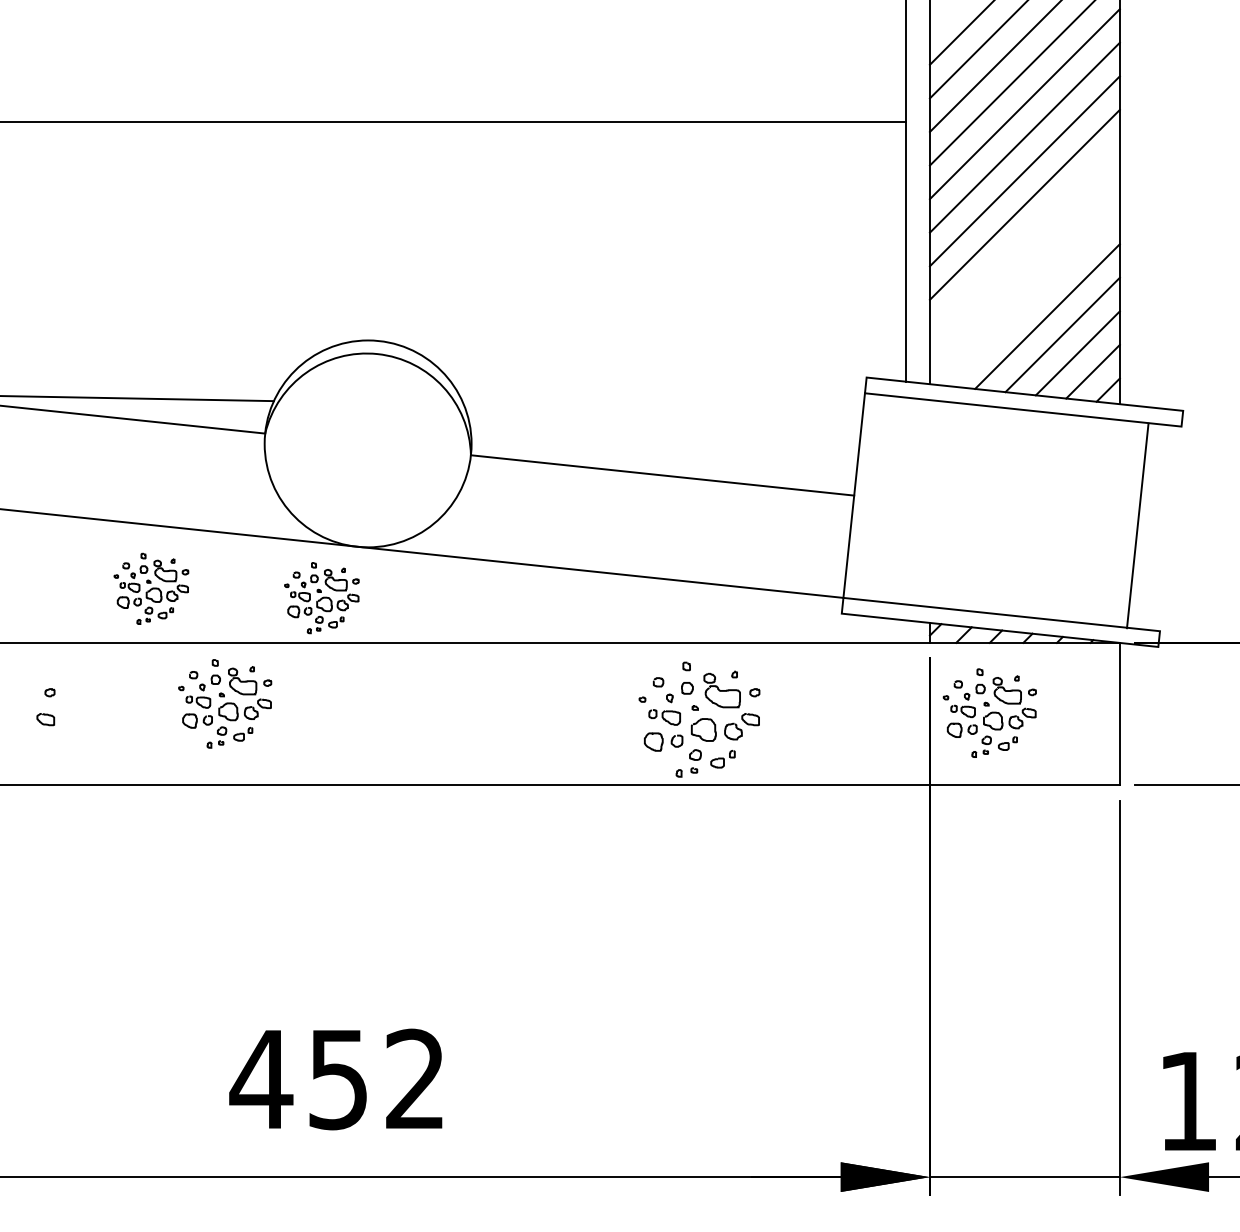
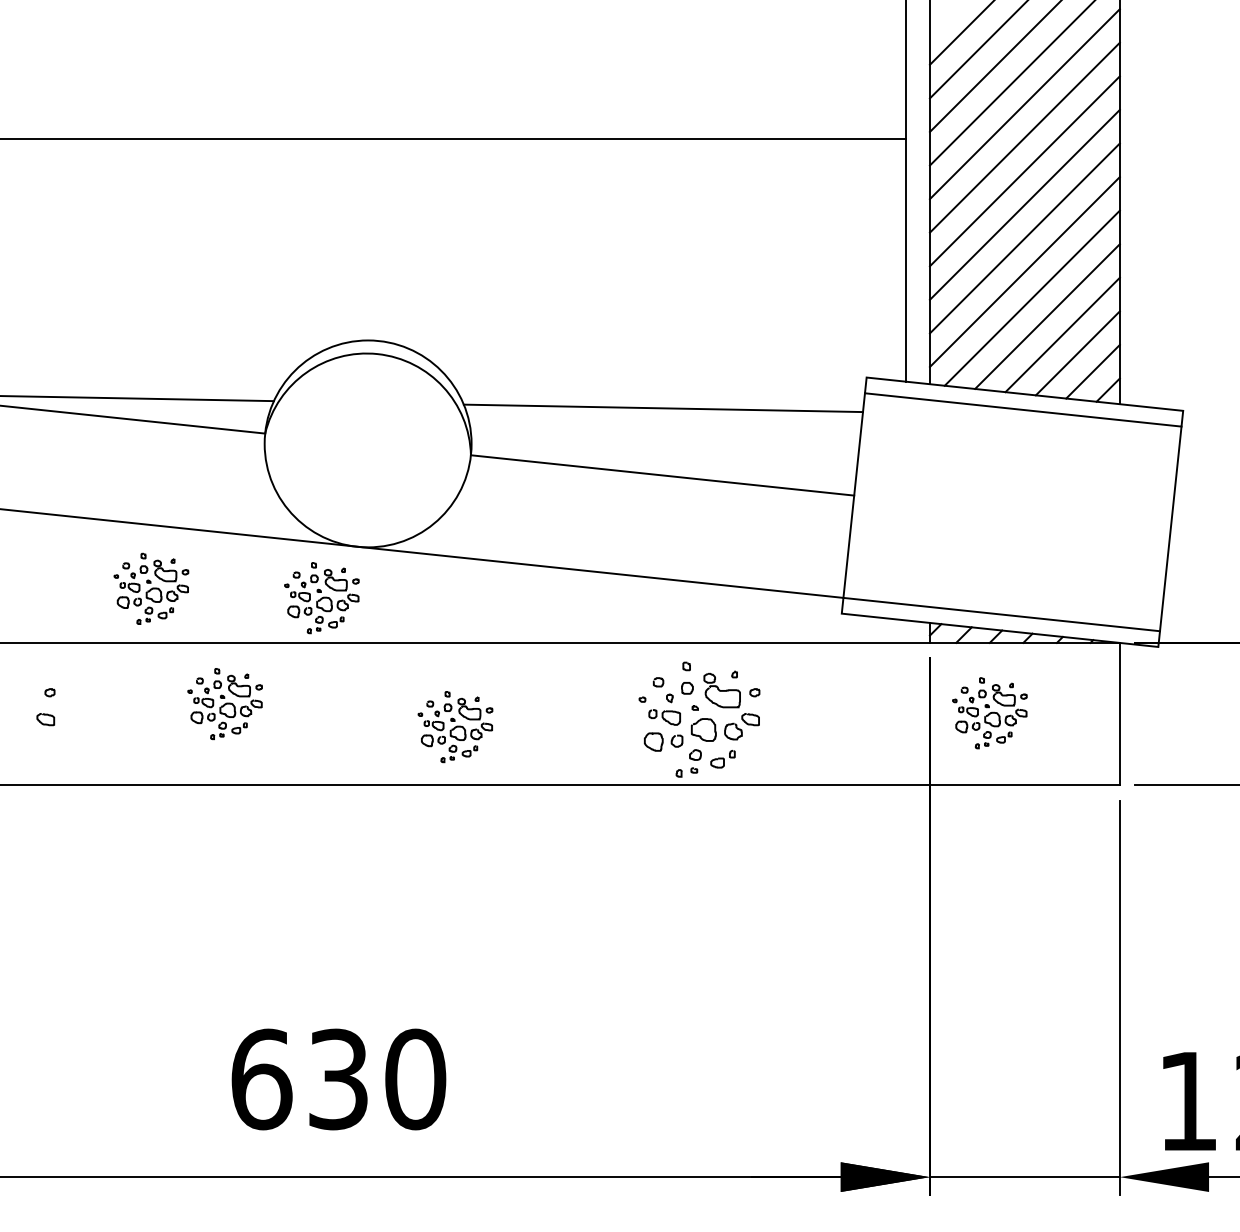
line position: (454, 121) -> (454, 138) (454, 138)
line: none -> present (1024, 238)
line: none -> present (1024, 271)
line: none -> present (1031, 297)
line: none -> present (663, 408)
line position: (1137, 525) -> (1170, 528) (1170, 528)
part size: 95x90 px -> 76x73 px (224, 704)
part size: 95x90 px -> 76x73 px (989, 713)
part: none -> present (455, 727)
text: 452 -> 630 (337, 1079)
